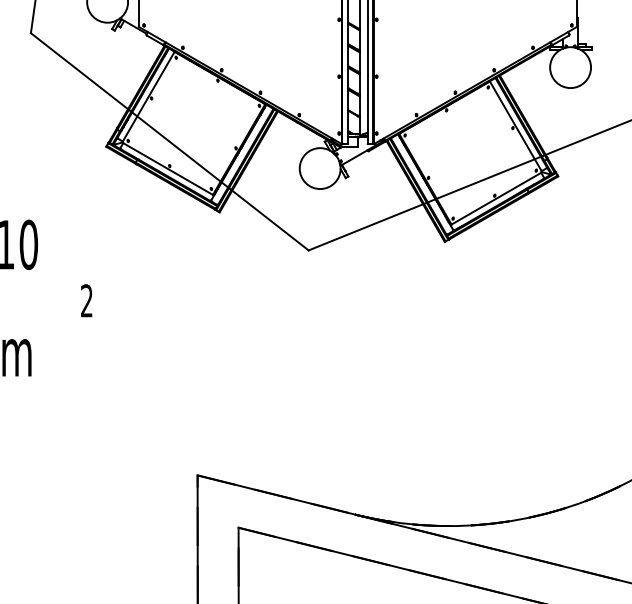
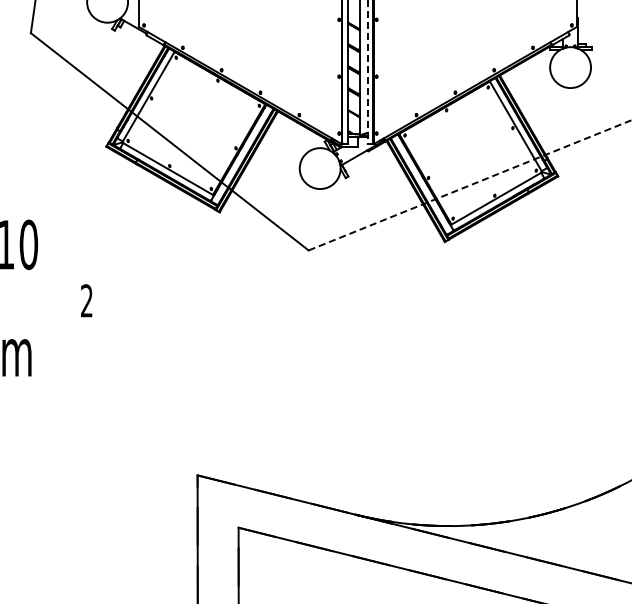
line: solid -> dashed (367, 72)
line: solid -> dashed (470, 185)
